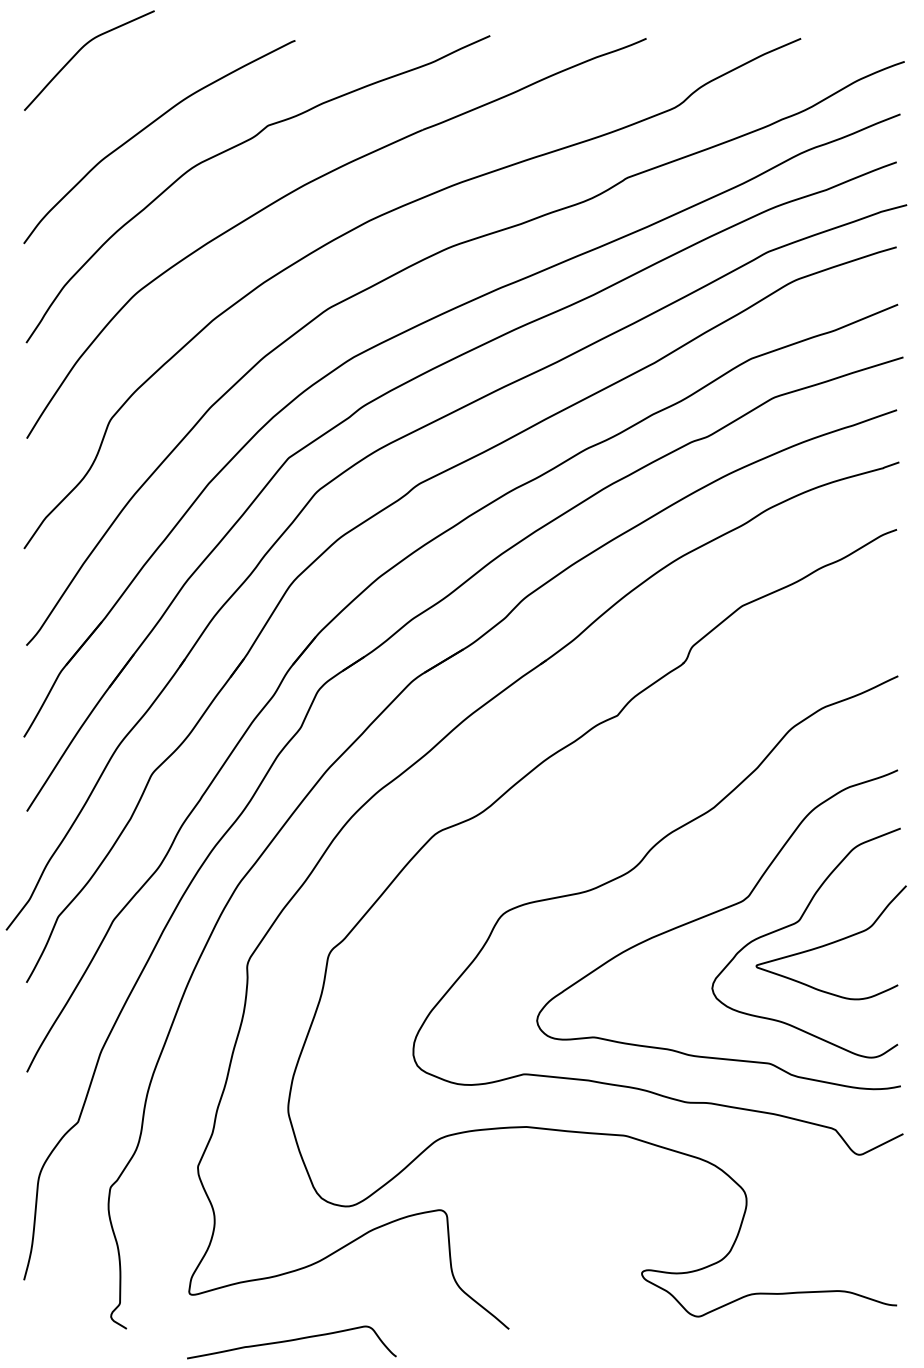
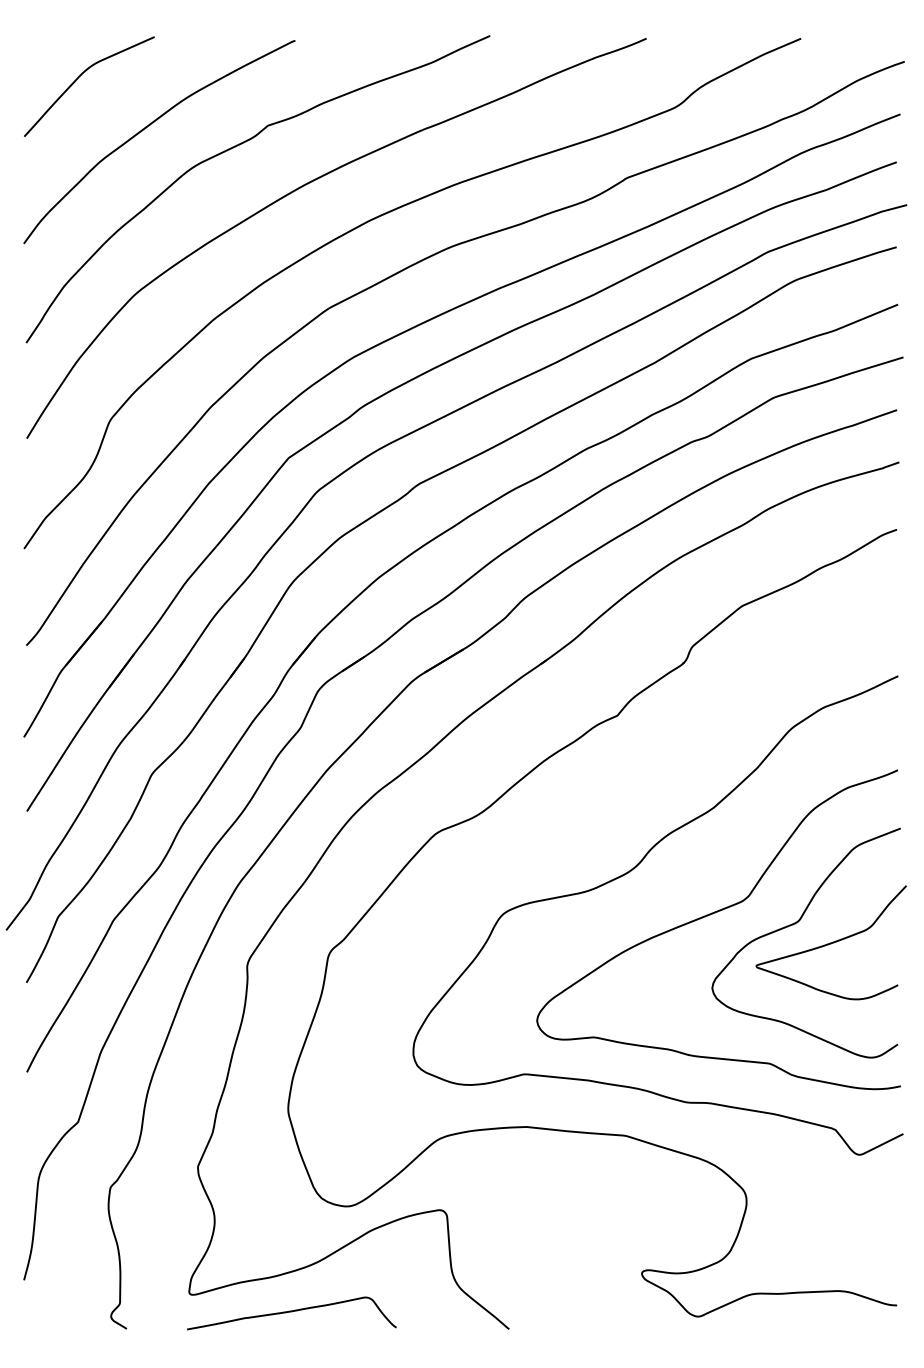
curve position: (80, 50) -> (80, 76) (80, 76)
curve position: (291, 1341) -> (291, 1312) (291, 1312)
